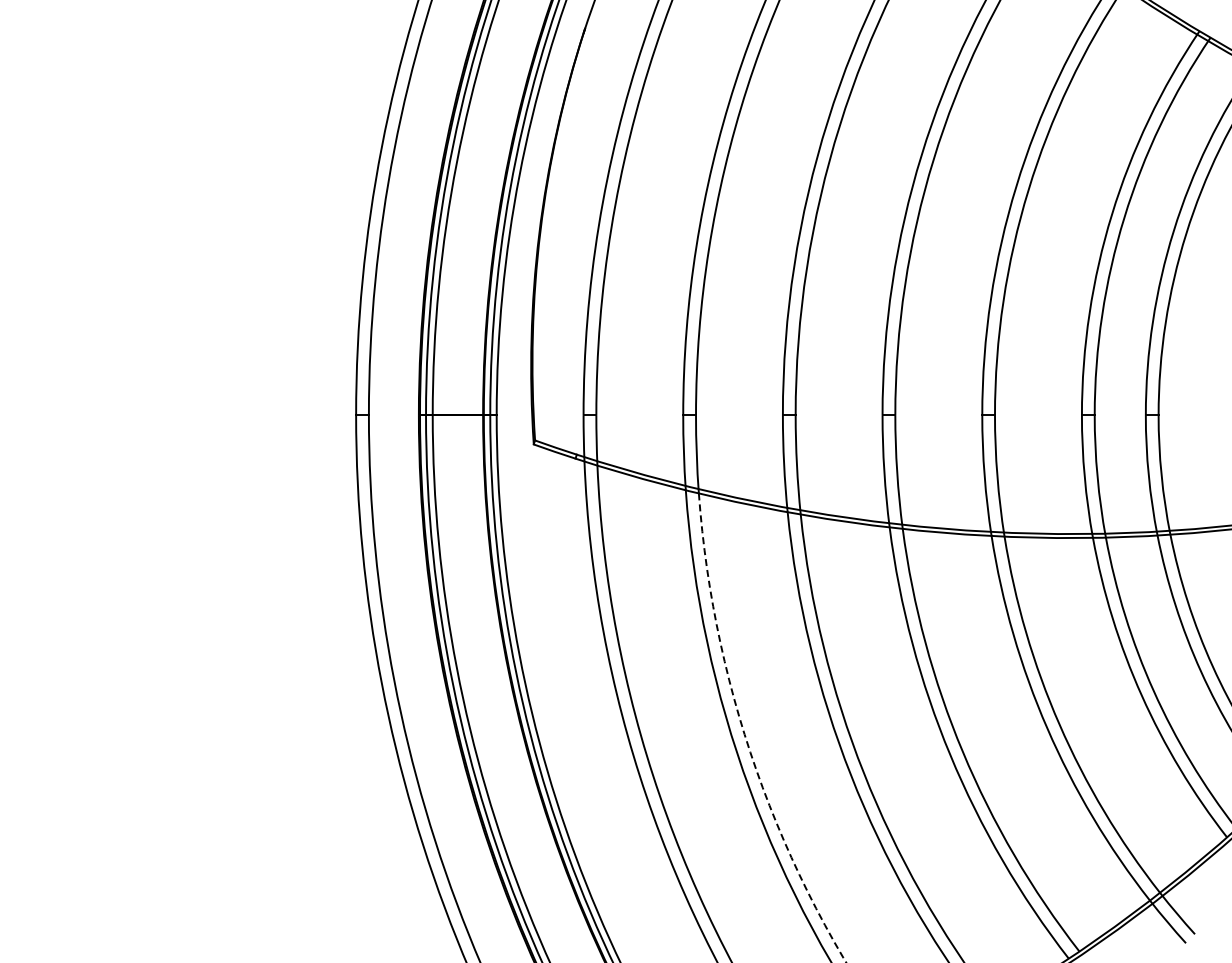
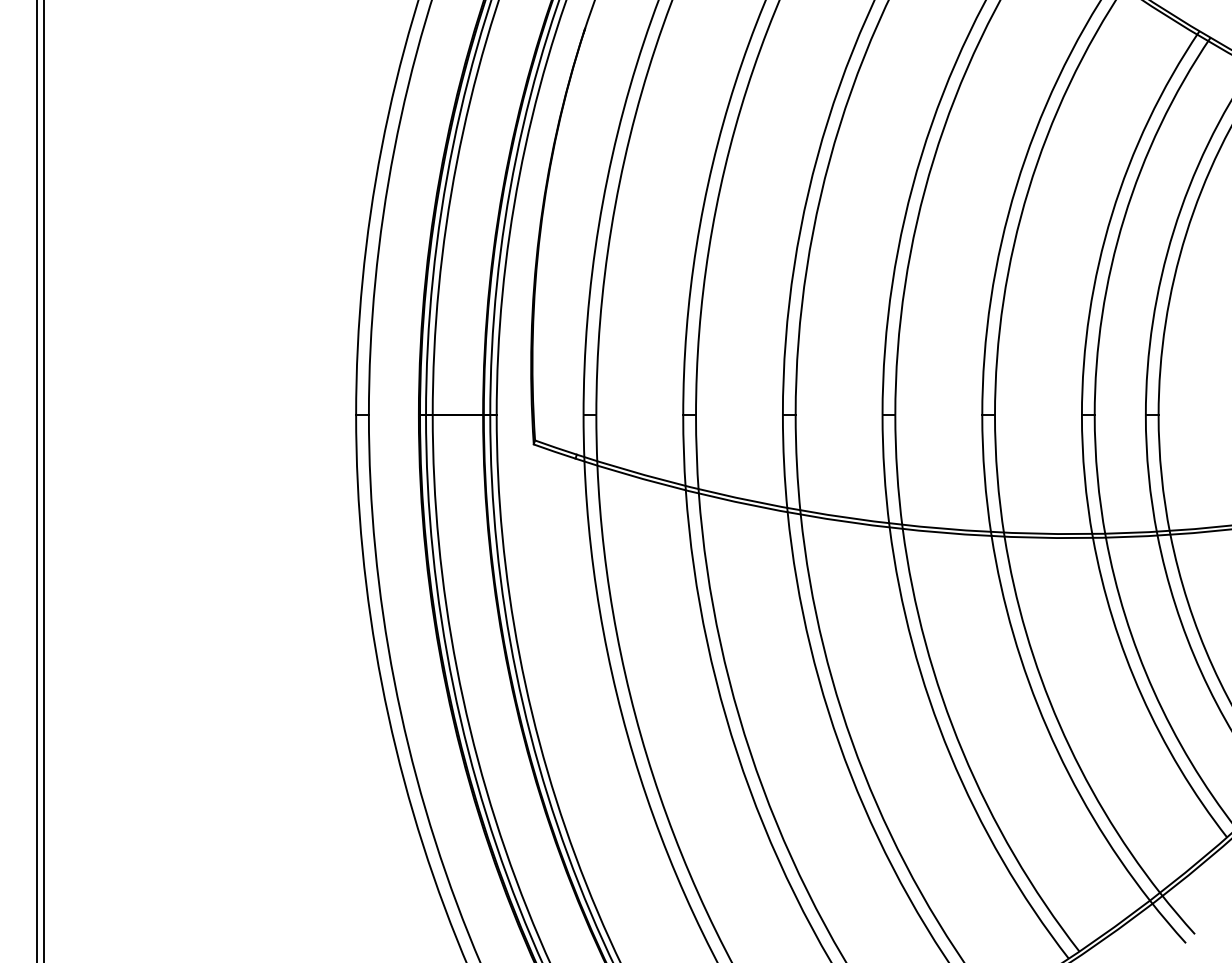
line: none -> present (36, 480)
line: none -> present (44, 480)
arc: dashed -> solid (745, 737)
